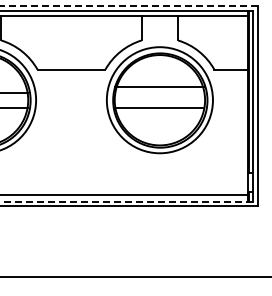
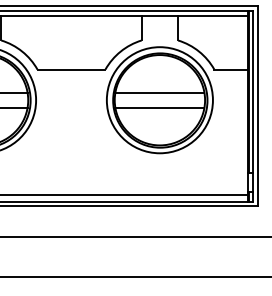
line: dashed -> solid (128, 6)
line position: (159, 86) -> (159, 92) (159, 92)
line: dashed -> solid (126, 201)
line: none -> present (135, 237)
